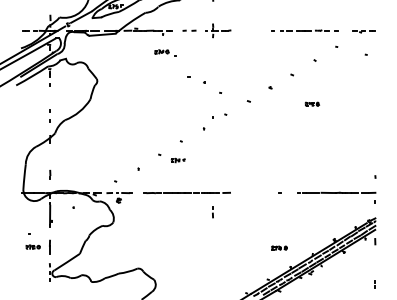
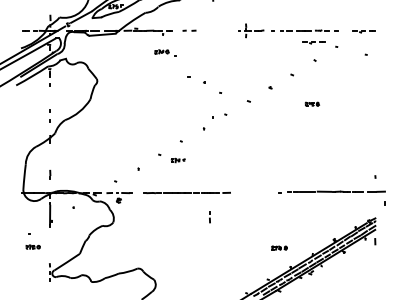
part position: (218, 30) -> (251, 30) (251, 30)
part: none -> present (313, 42)
part size: 80x13 px -> 99x16 px (336, 197)
line position: (212, 212) -> (209, 217) (209, 217)
line: present -> none (49, 246)
part: present -> none (374, 284)
